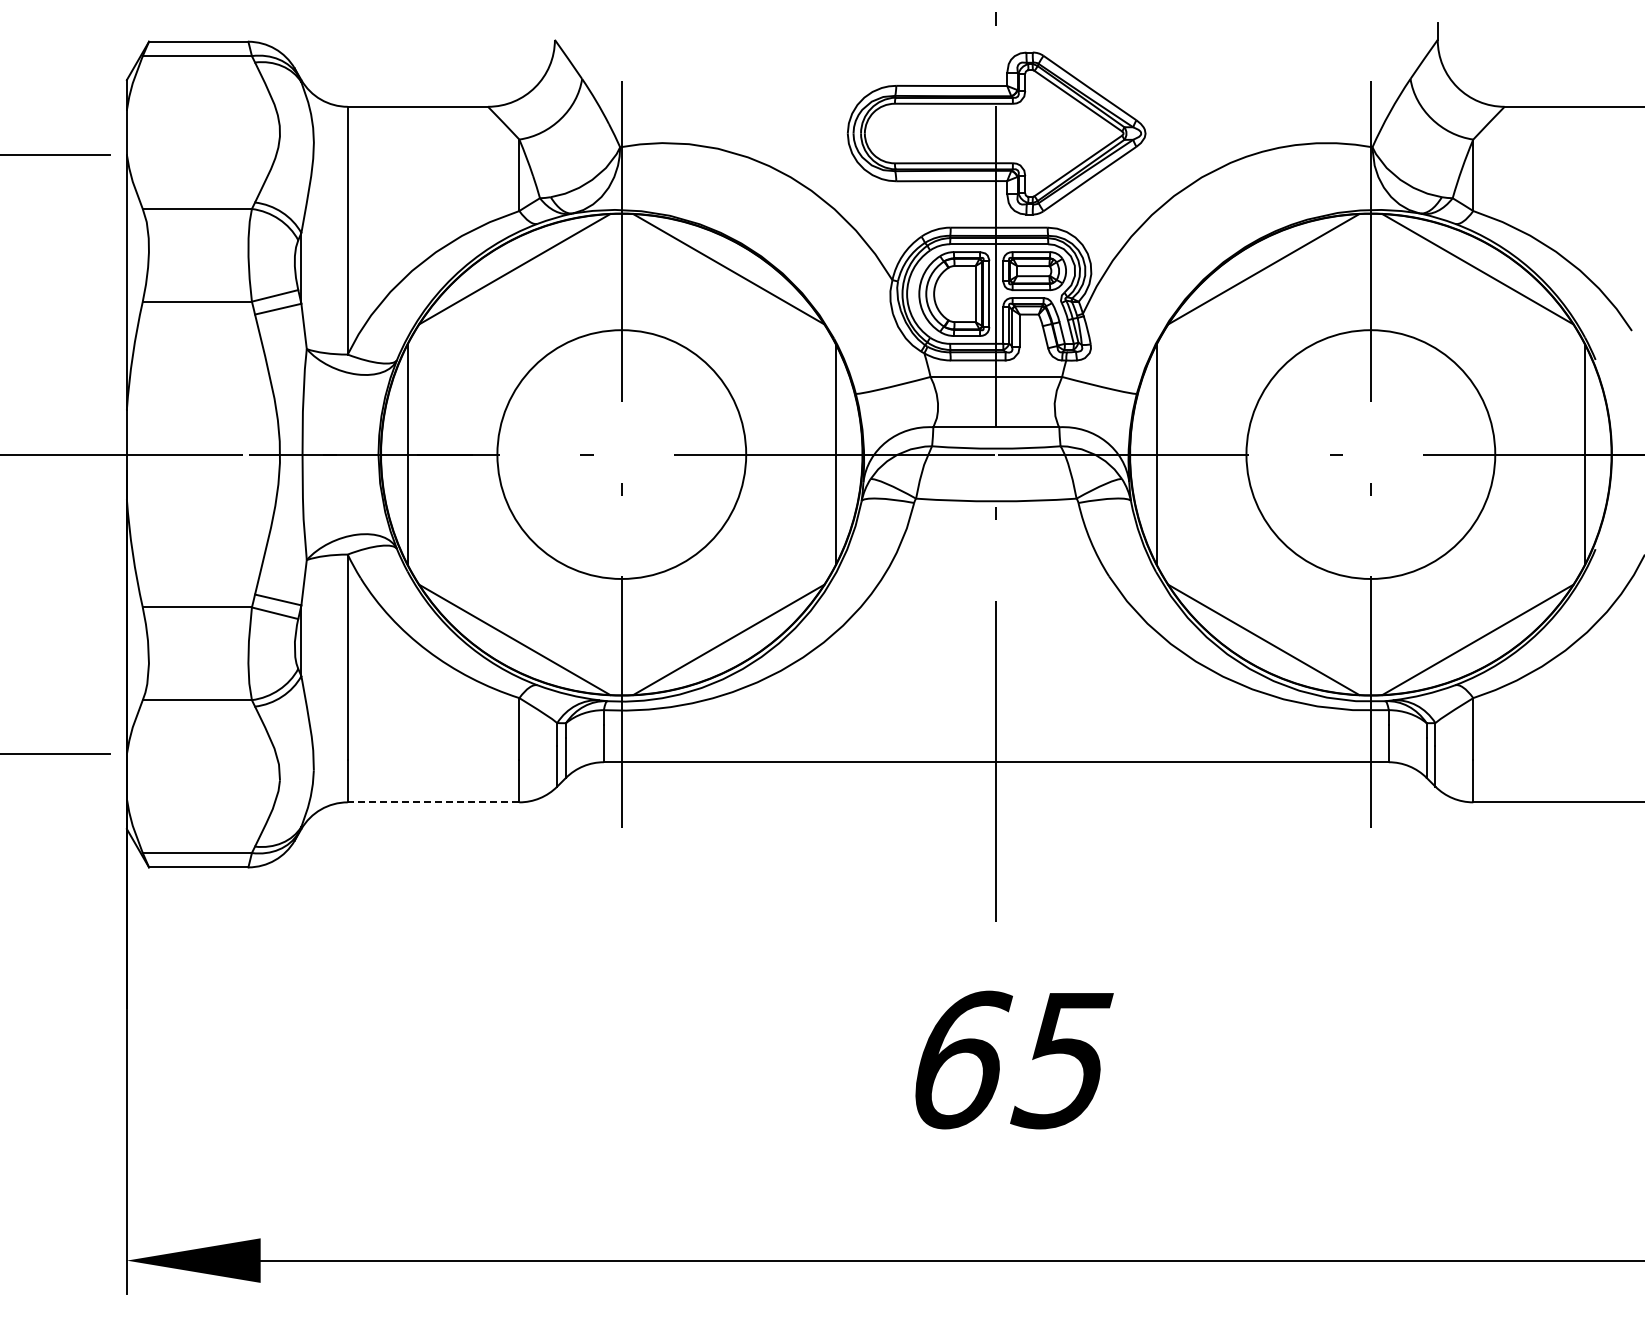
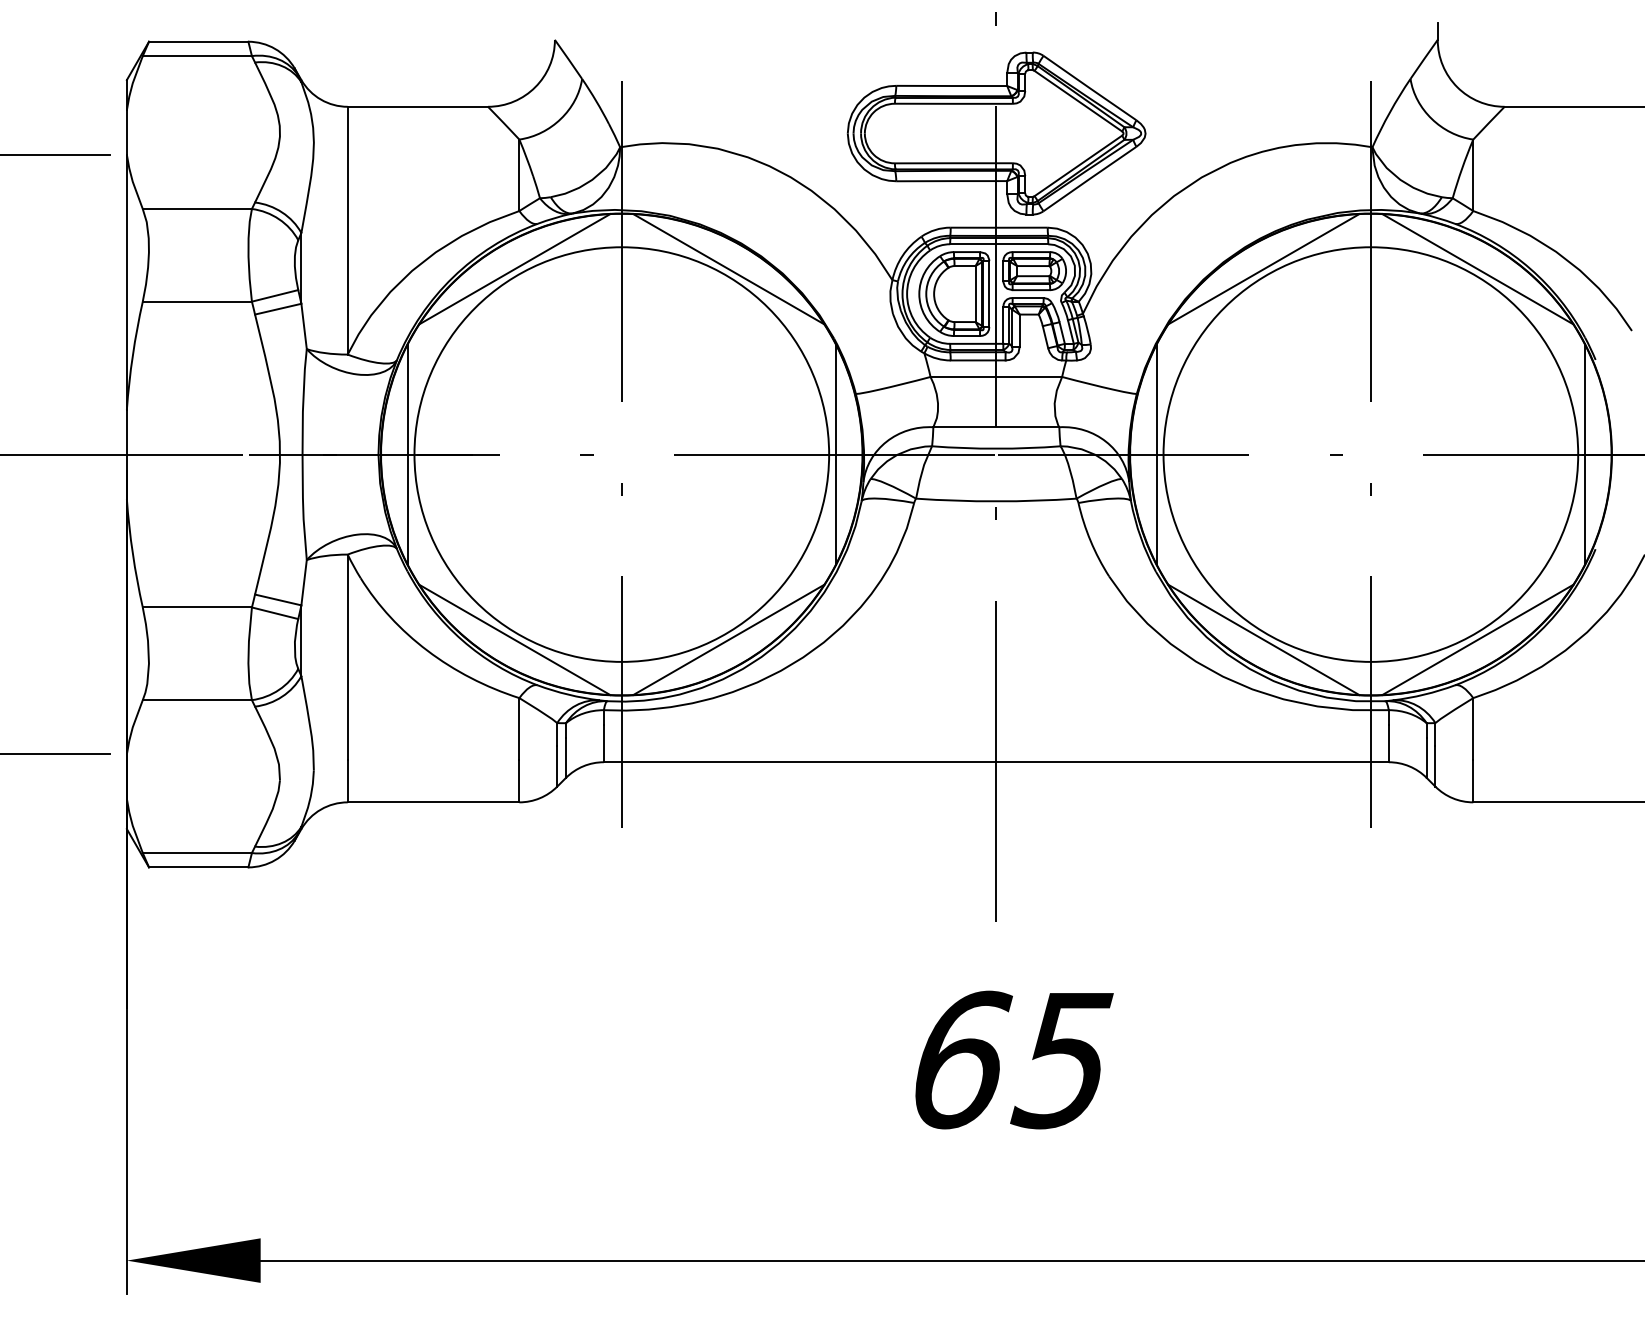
circle diameter: 249 px -> 415 px (621, 454)
circle diameter: 249 px -> 415 px (1370, 454)
line: dashed -> solid (433, 802)
